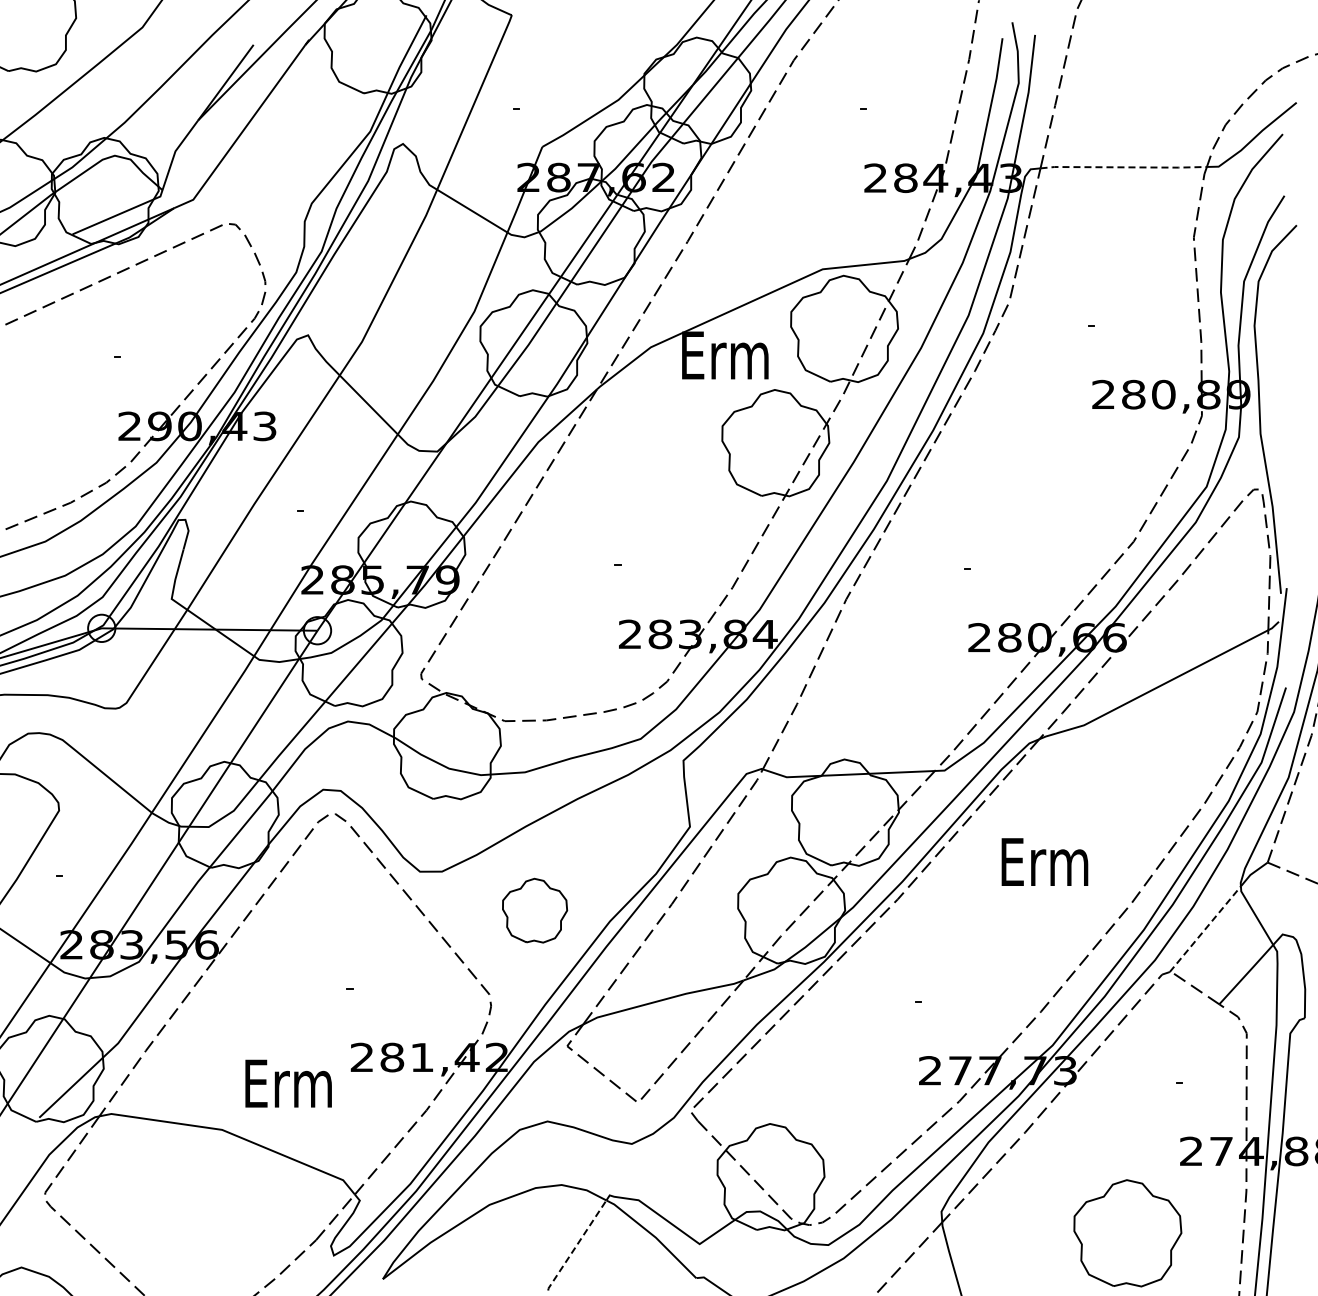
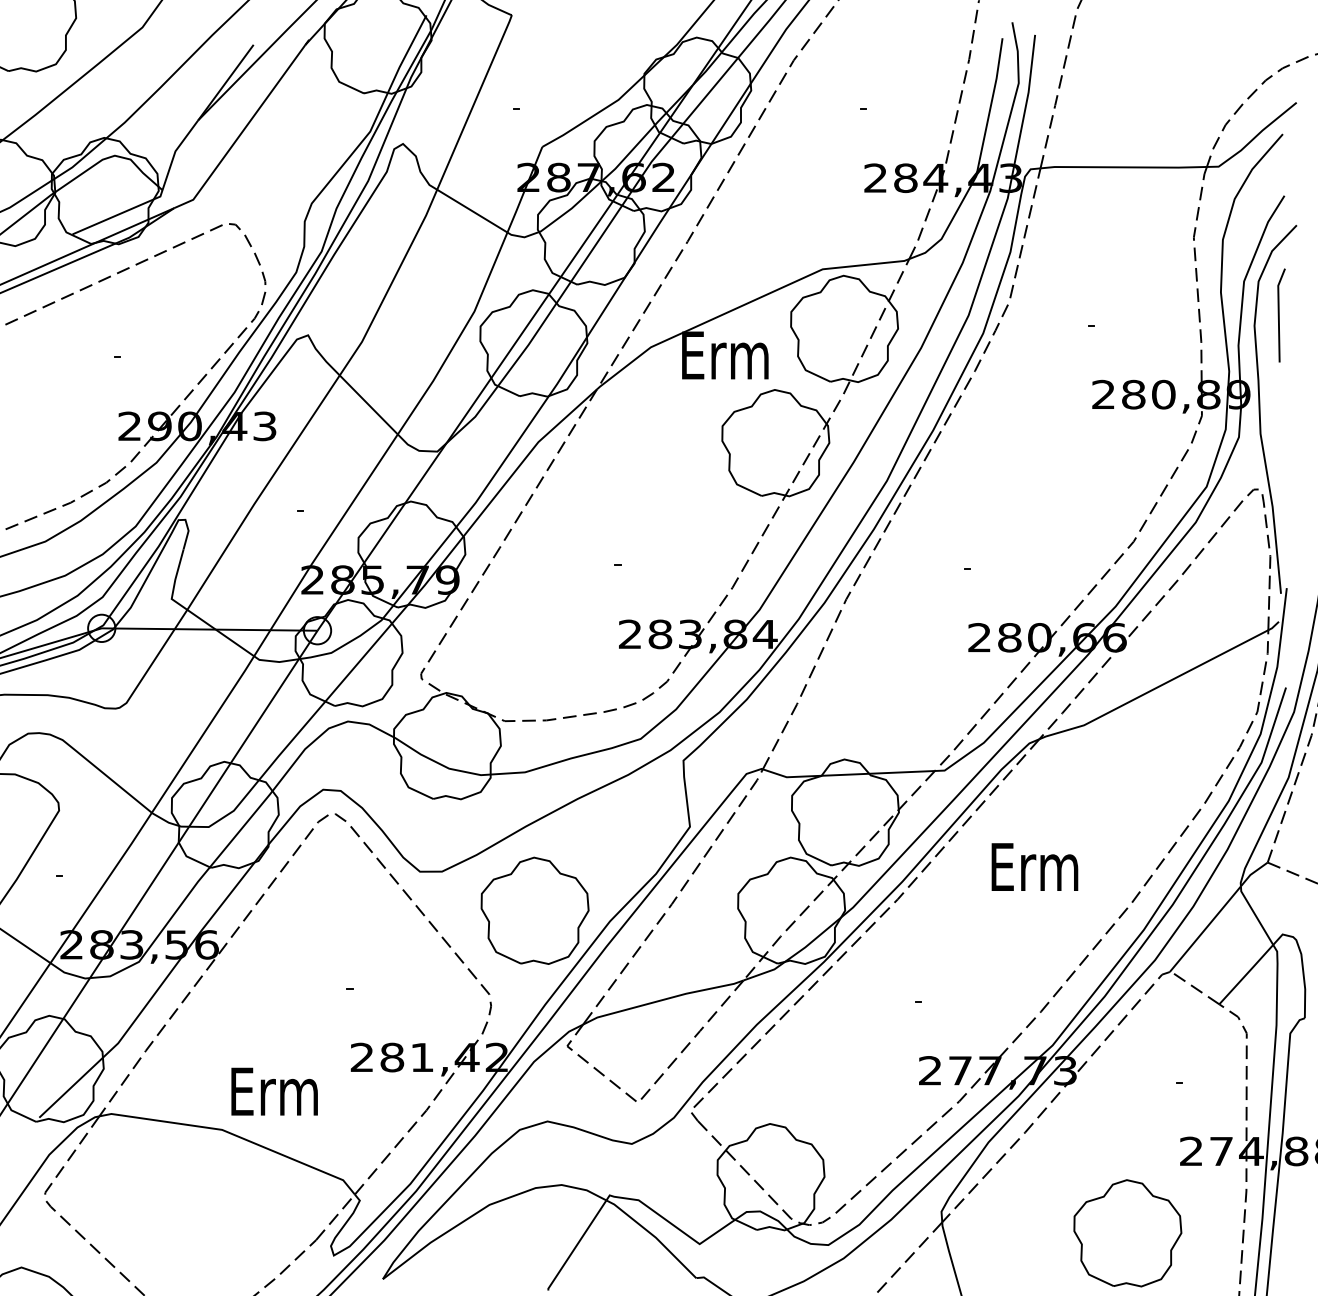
line: dashed -> solid (1124, 167)
line: none -> present (1279, 315)
text position: (1044, 861) -> (1034, 866) (1034, 866)
part size: 67x67 px -> 110x109 px (534, 910)
line: dashed -> solid (1205, 929)
text position: (288, 1083) -> (274, 1091) (274, 1091)
line: dashed -> solid (576, 1245)
